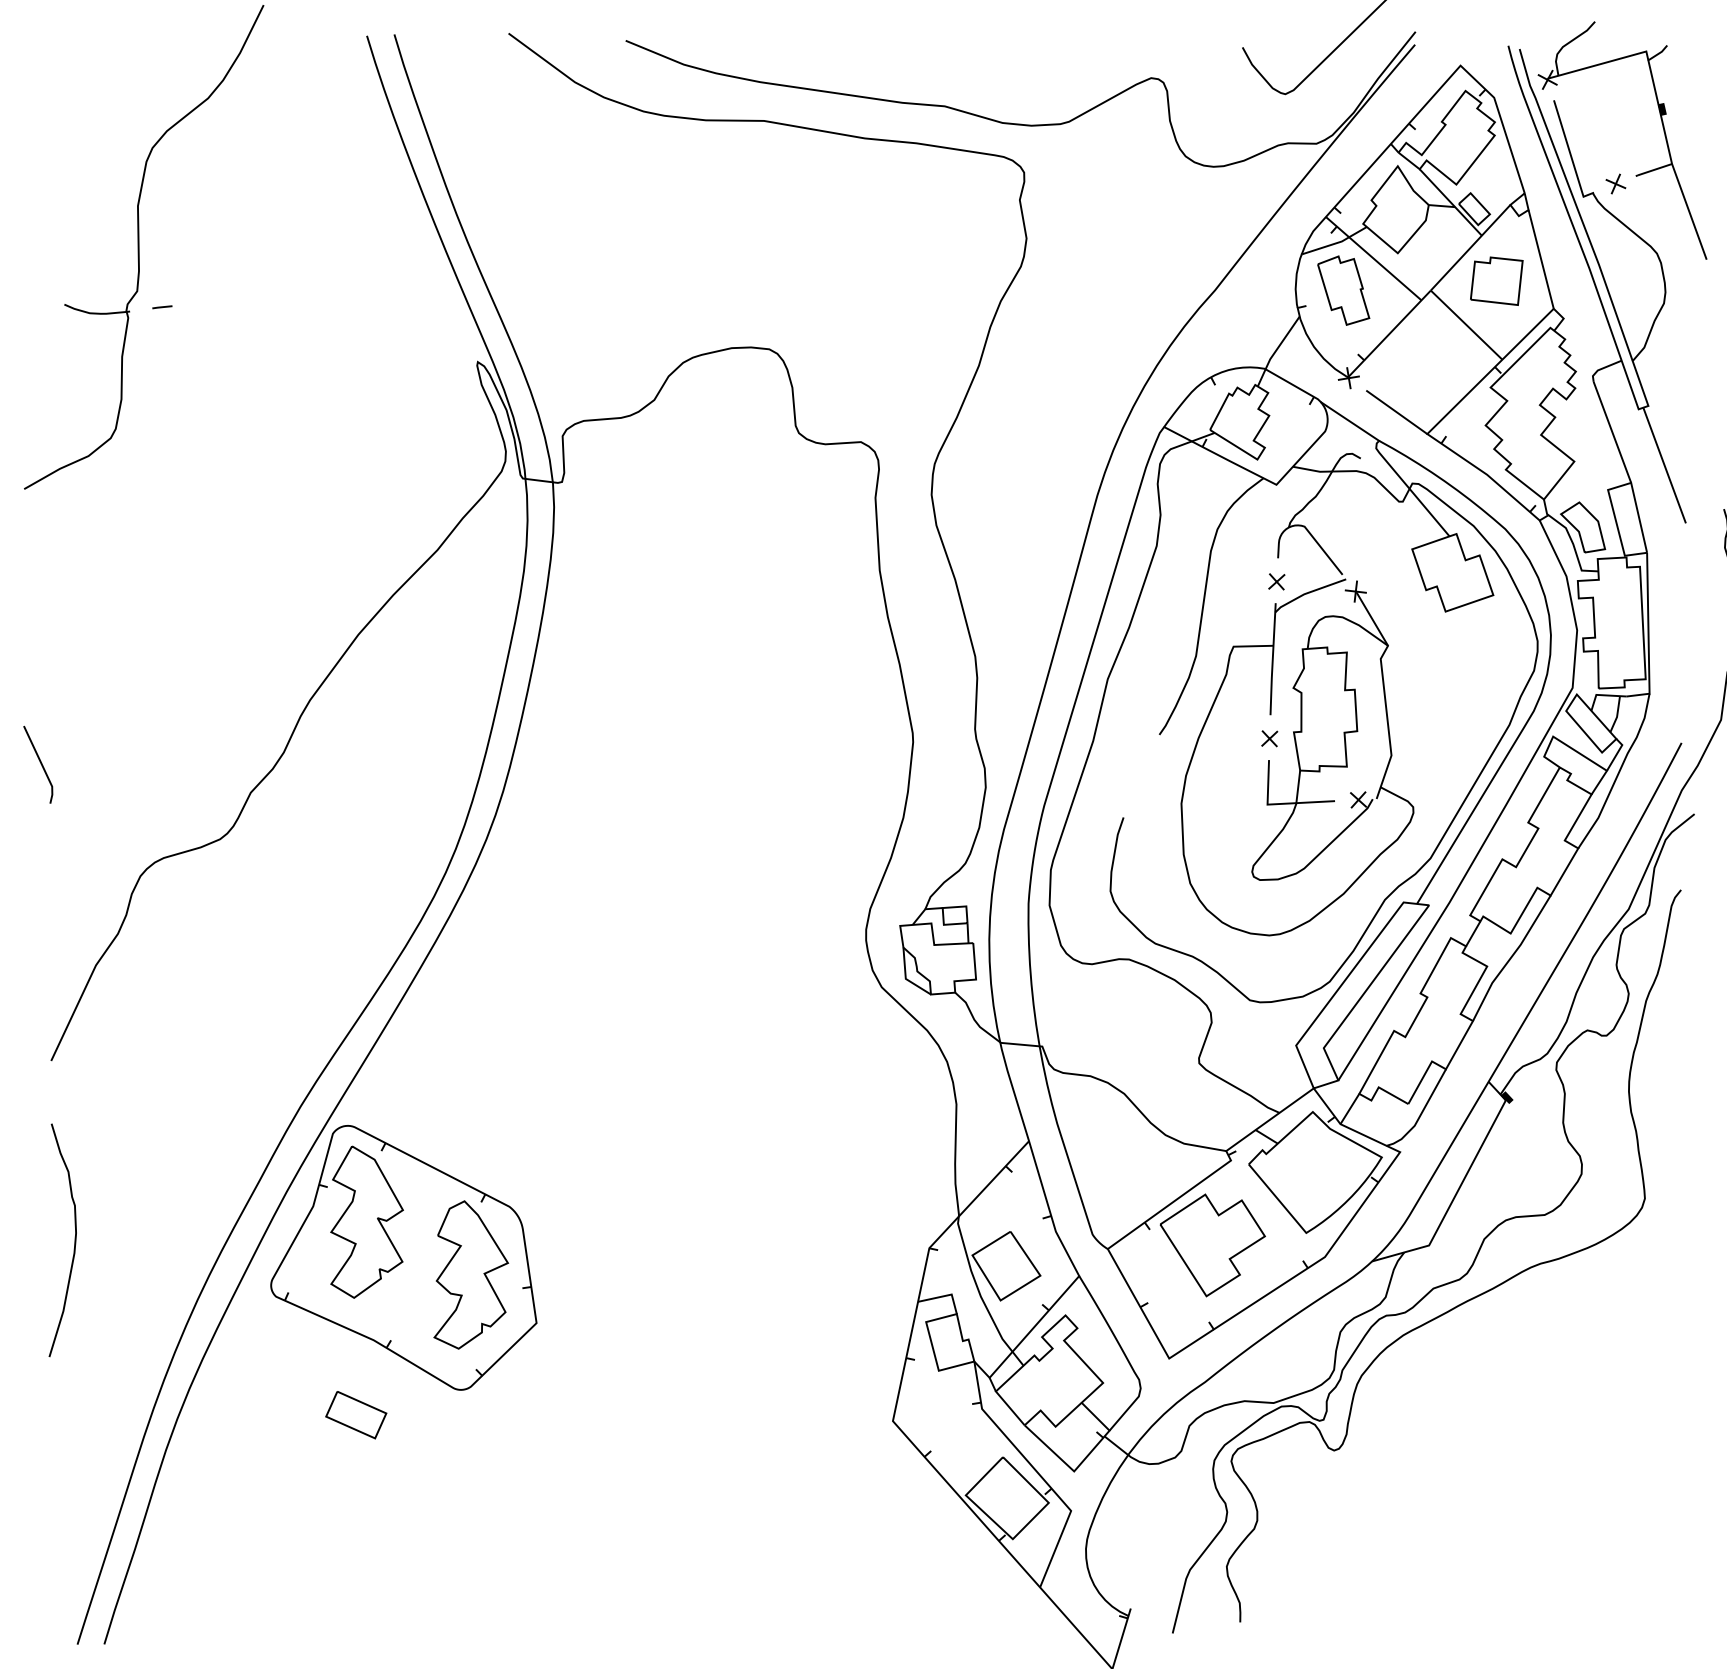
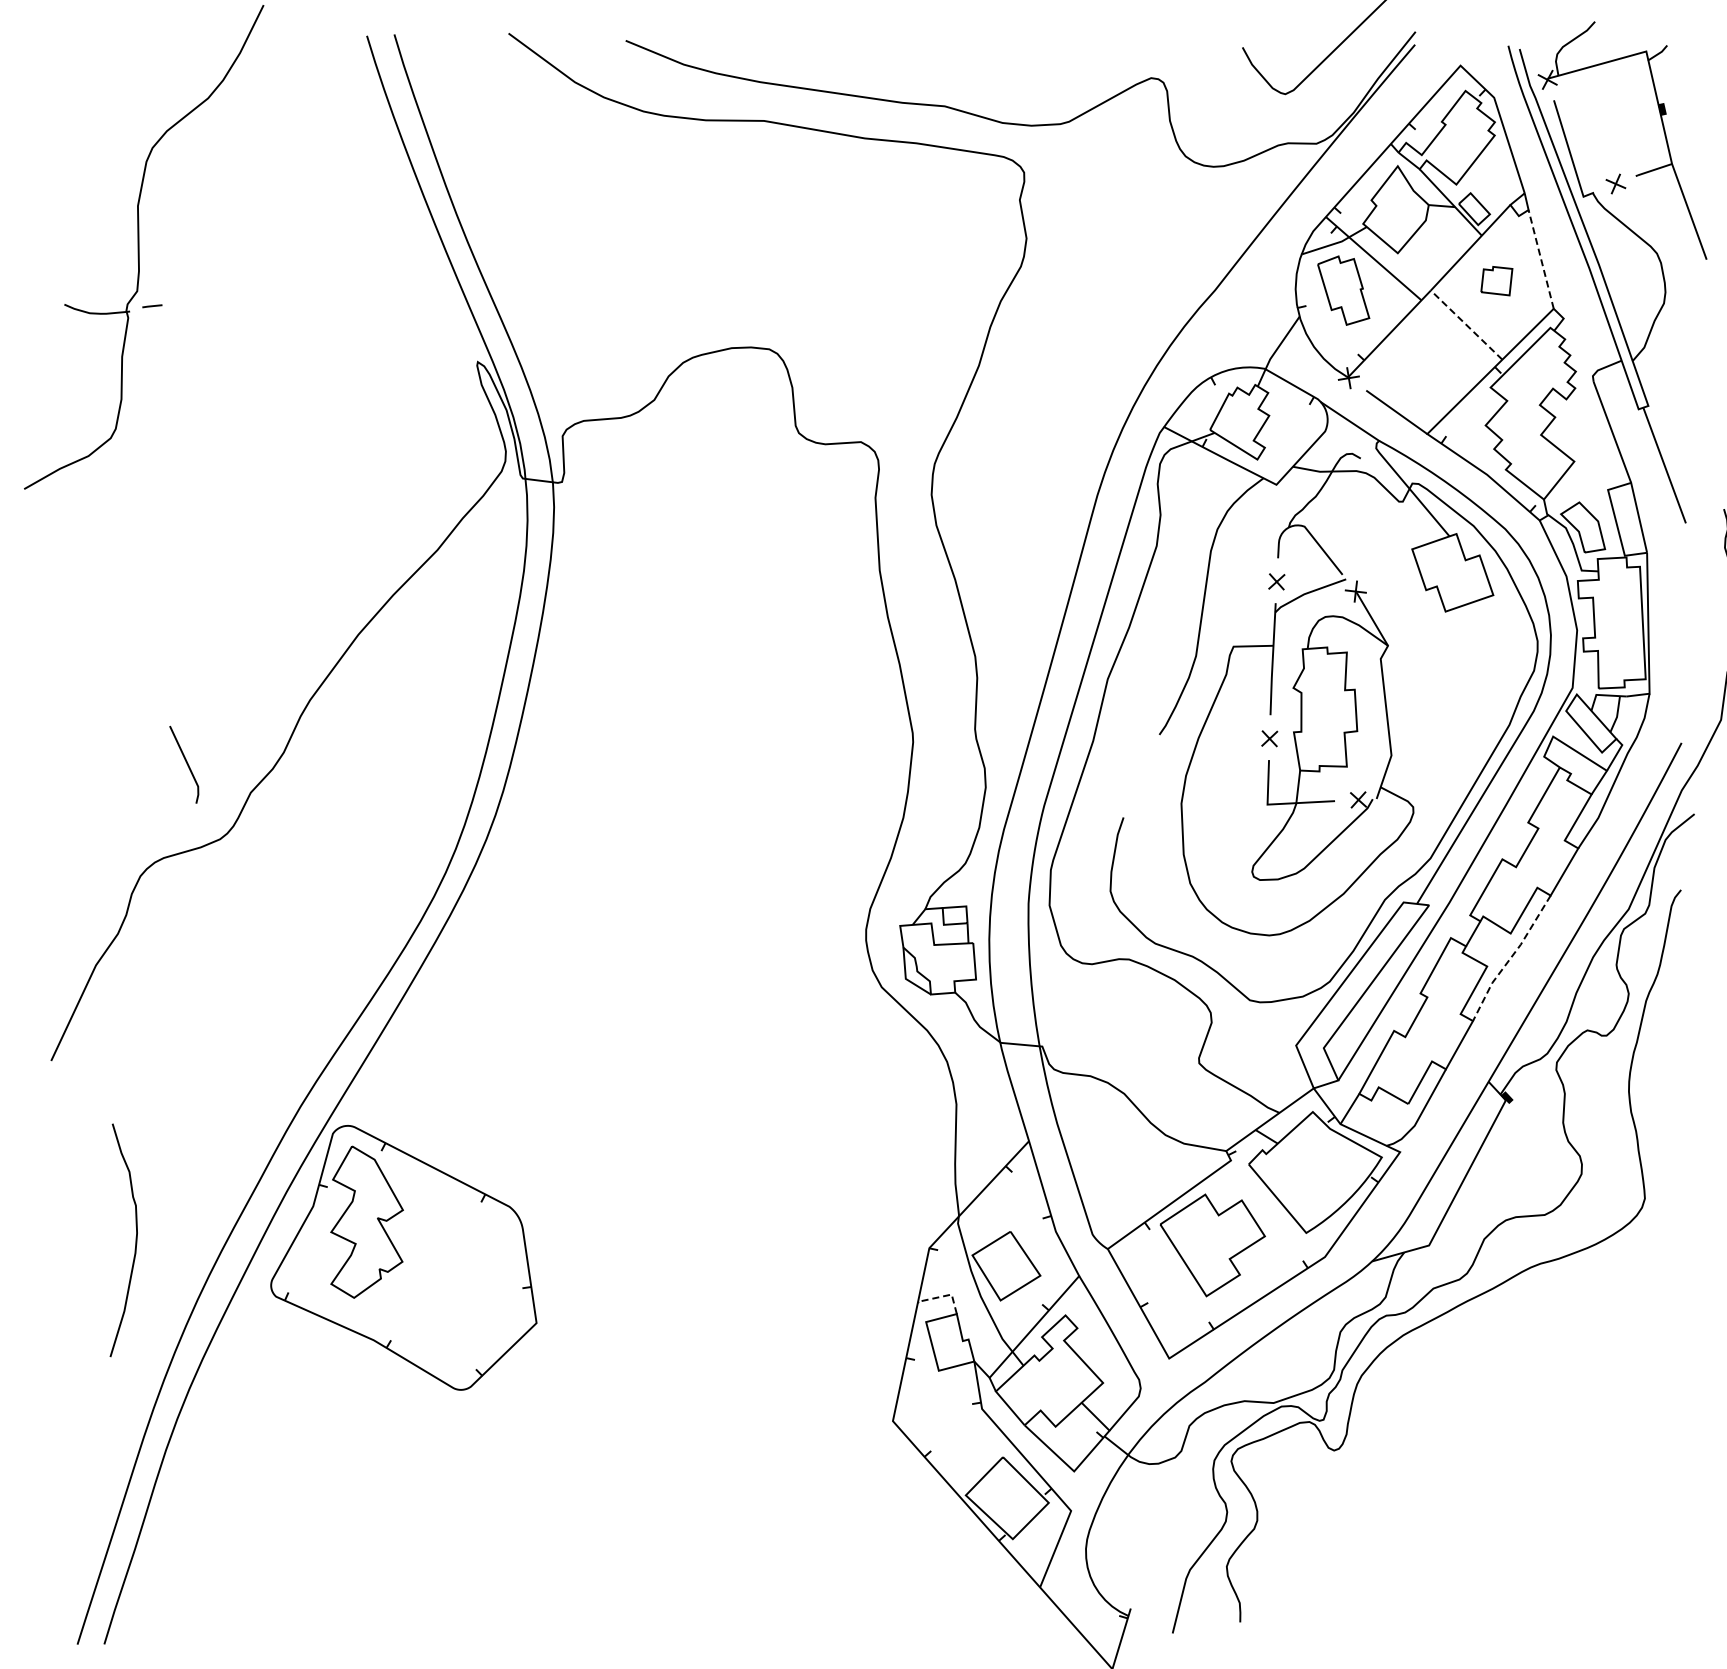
line: solid -> dashed (1541, 259)
part size: 54x50 px -> 34x31 px (1496, 281)
line position: (162, 307) -> (152, 306) (152, 306)
line: solid -> dashed (1466, 325)
line position: (40, 764) -> (186, 764) (186, 764)
line: solid -> dashed (1510, 958)
curve position: (74, 1240) -> (135, 1240) (135, 1240)
part: present -> none (471, 1274)
line: solid -> dashed (945, 1296)
part: present -> none (356, 1415)
